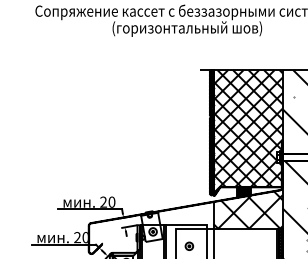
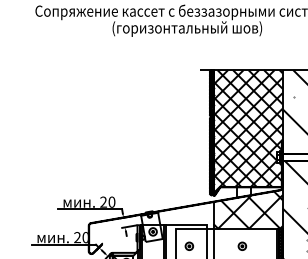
fill: present -> none (244, 192)
part: none -> present (242, 245)
